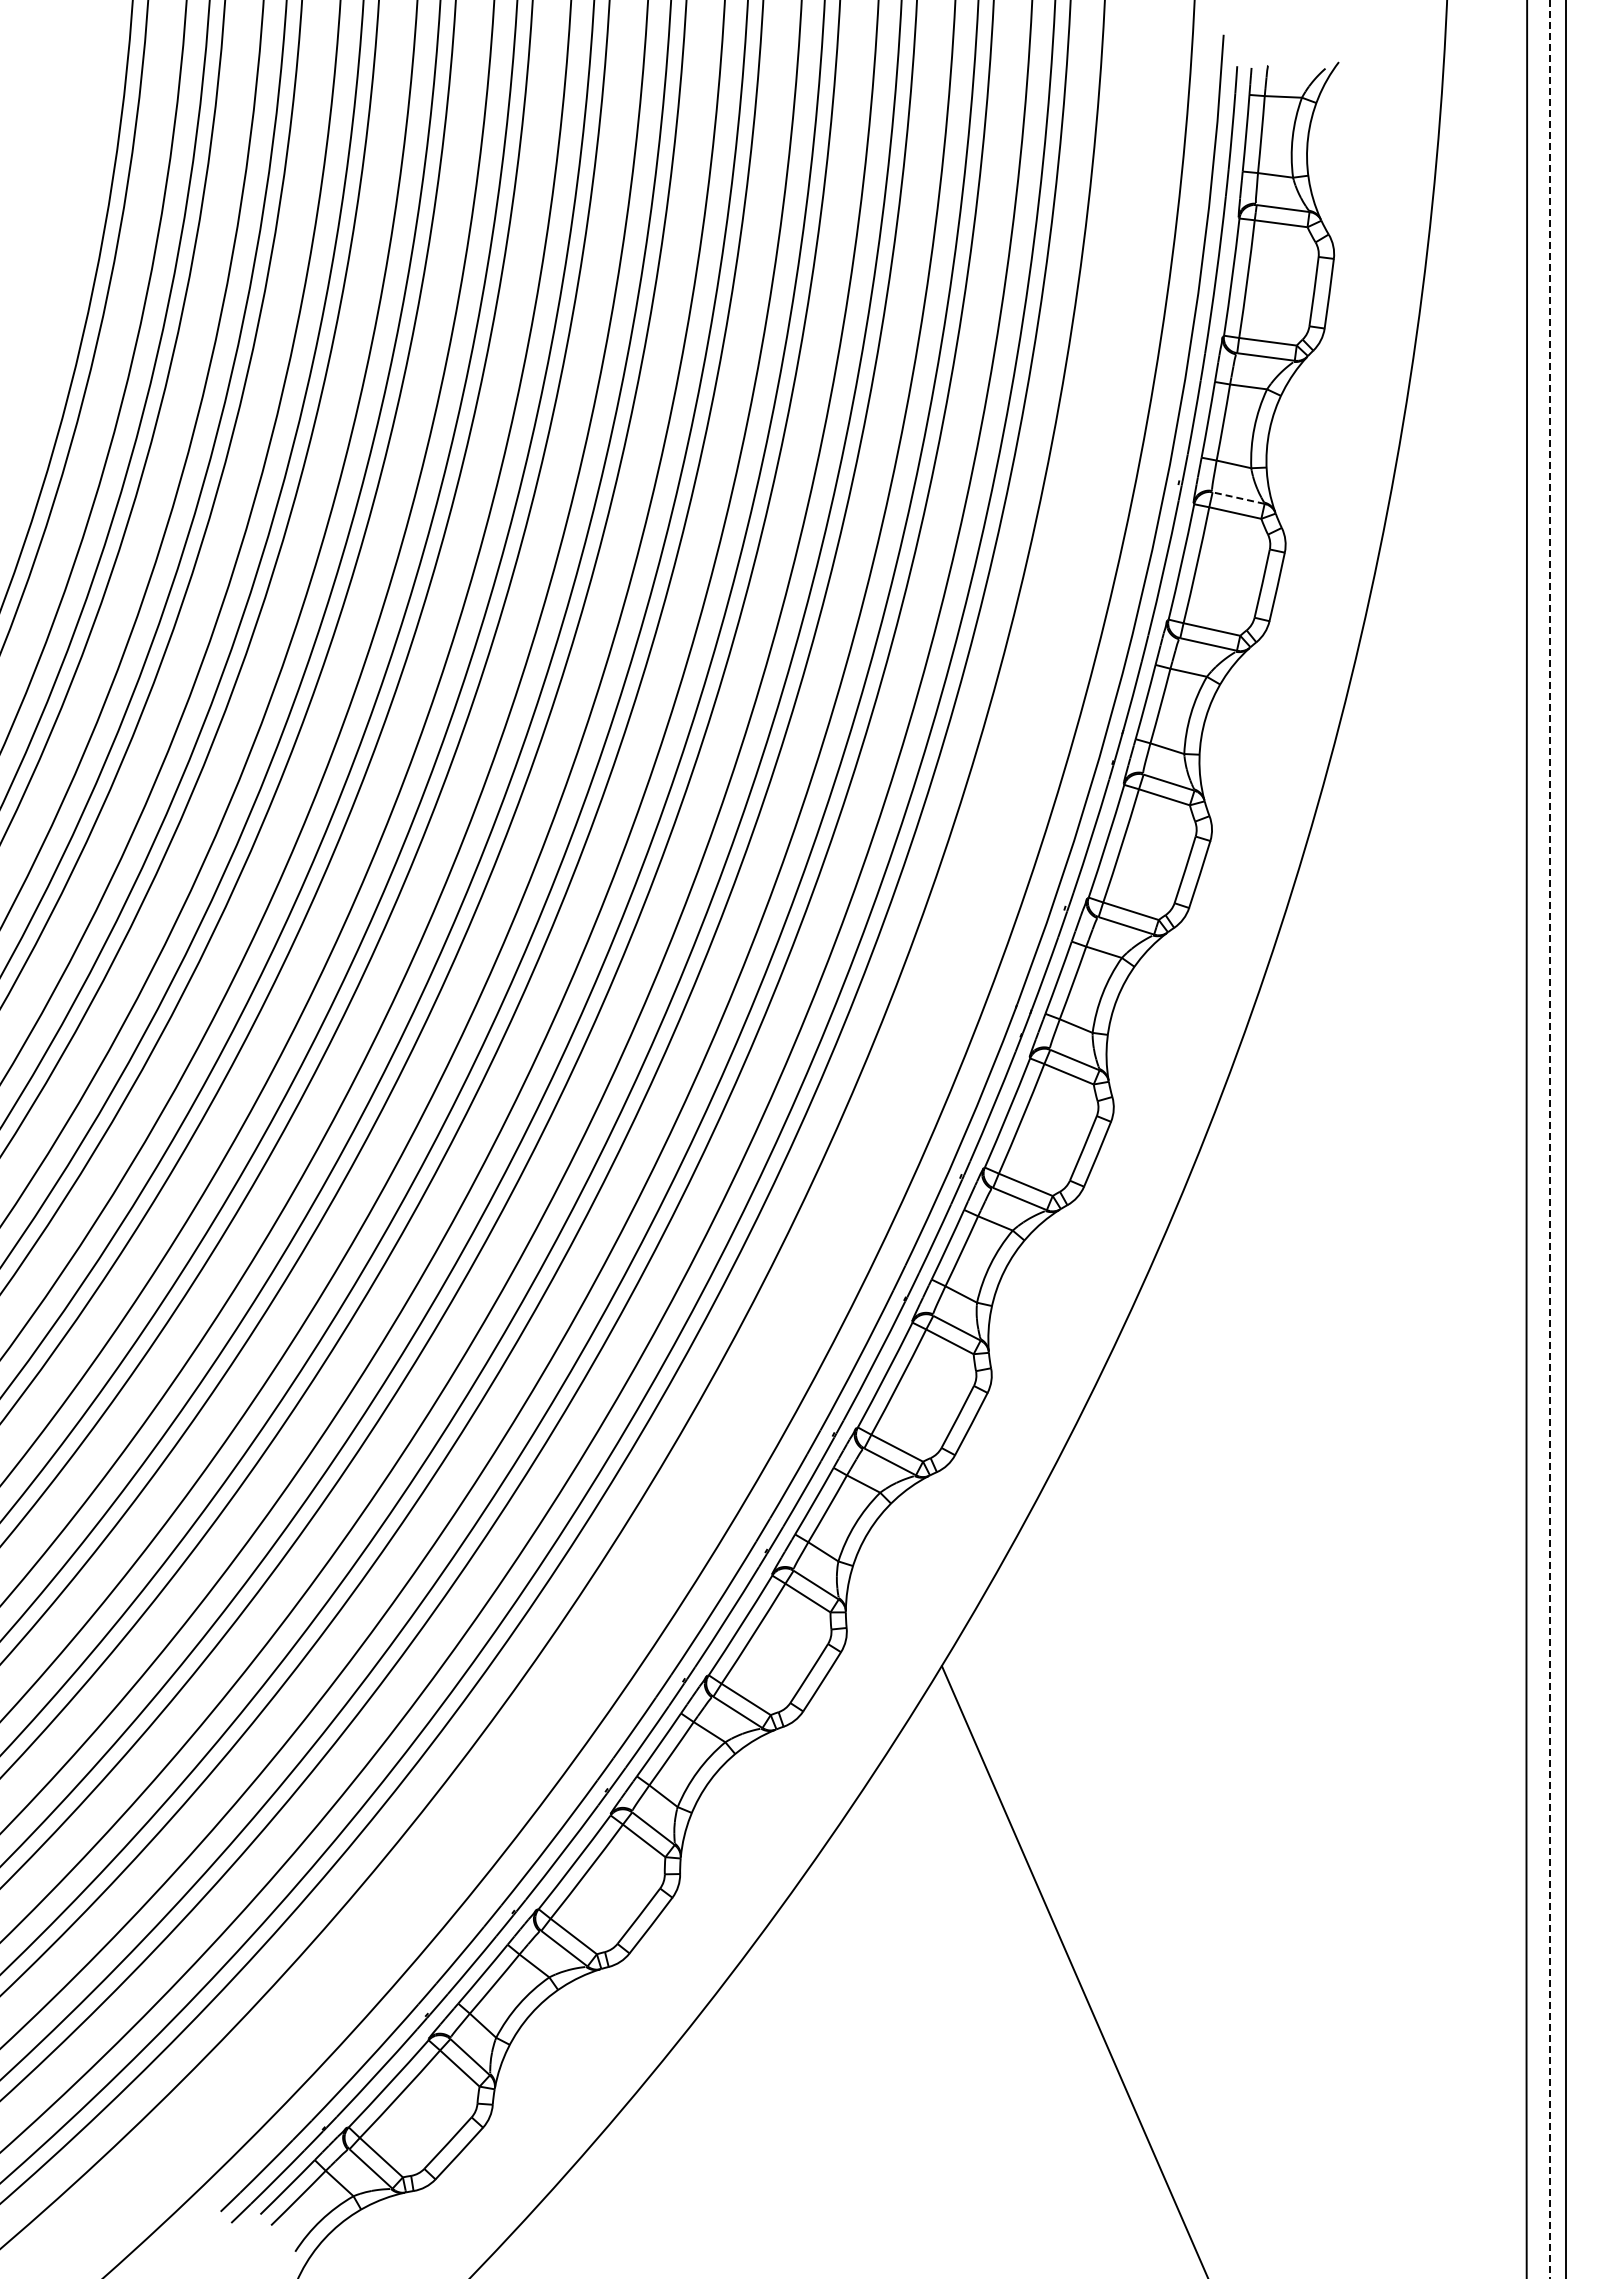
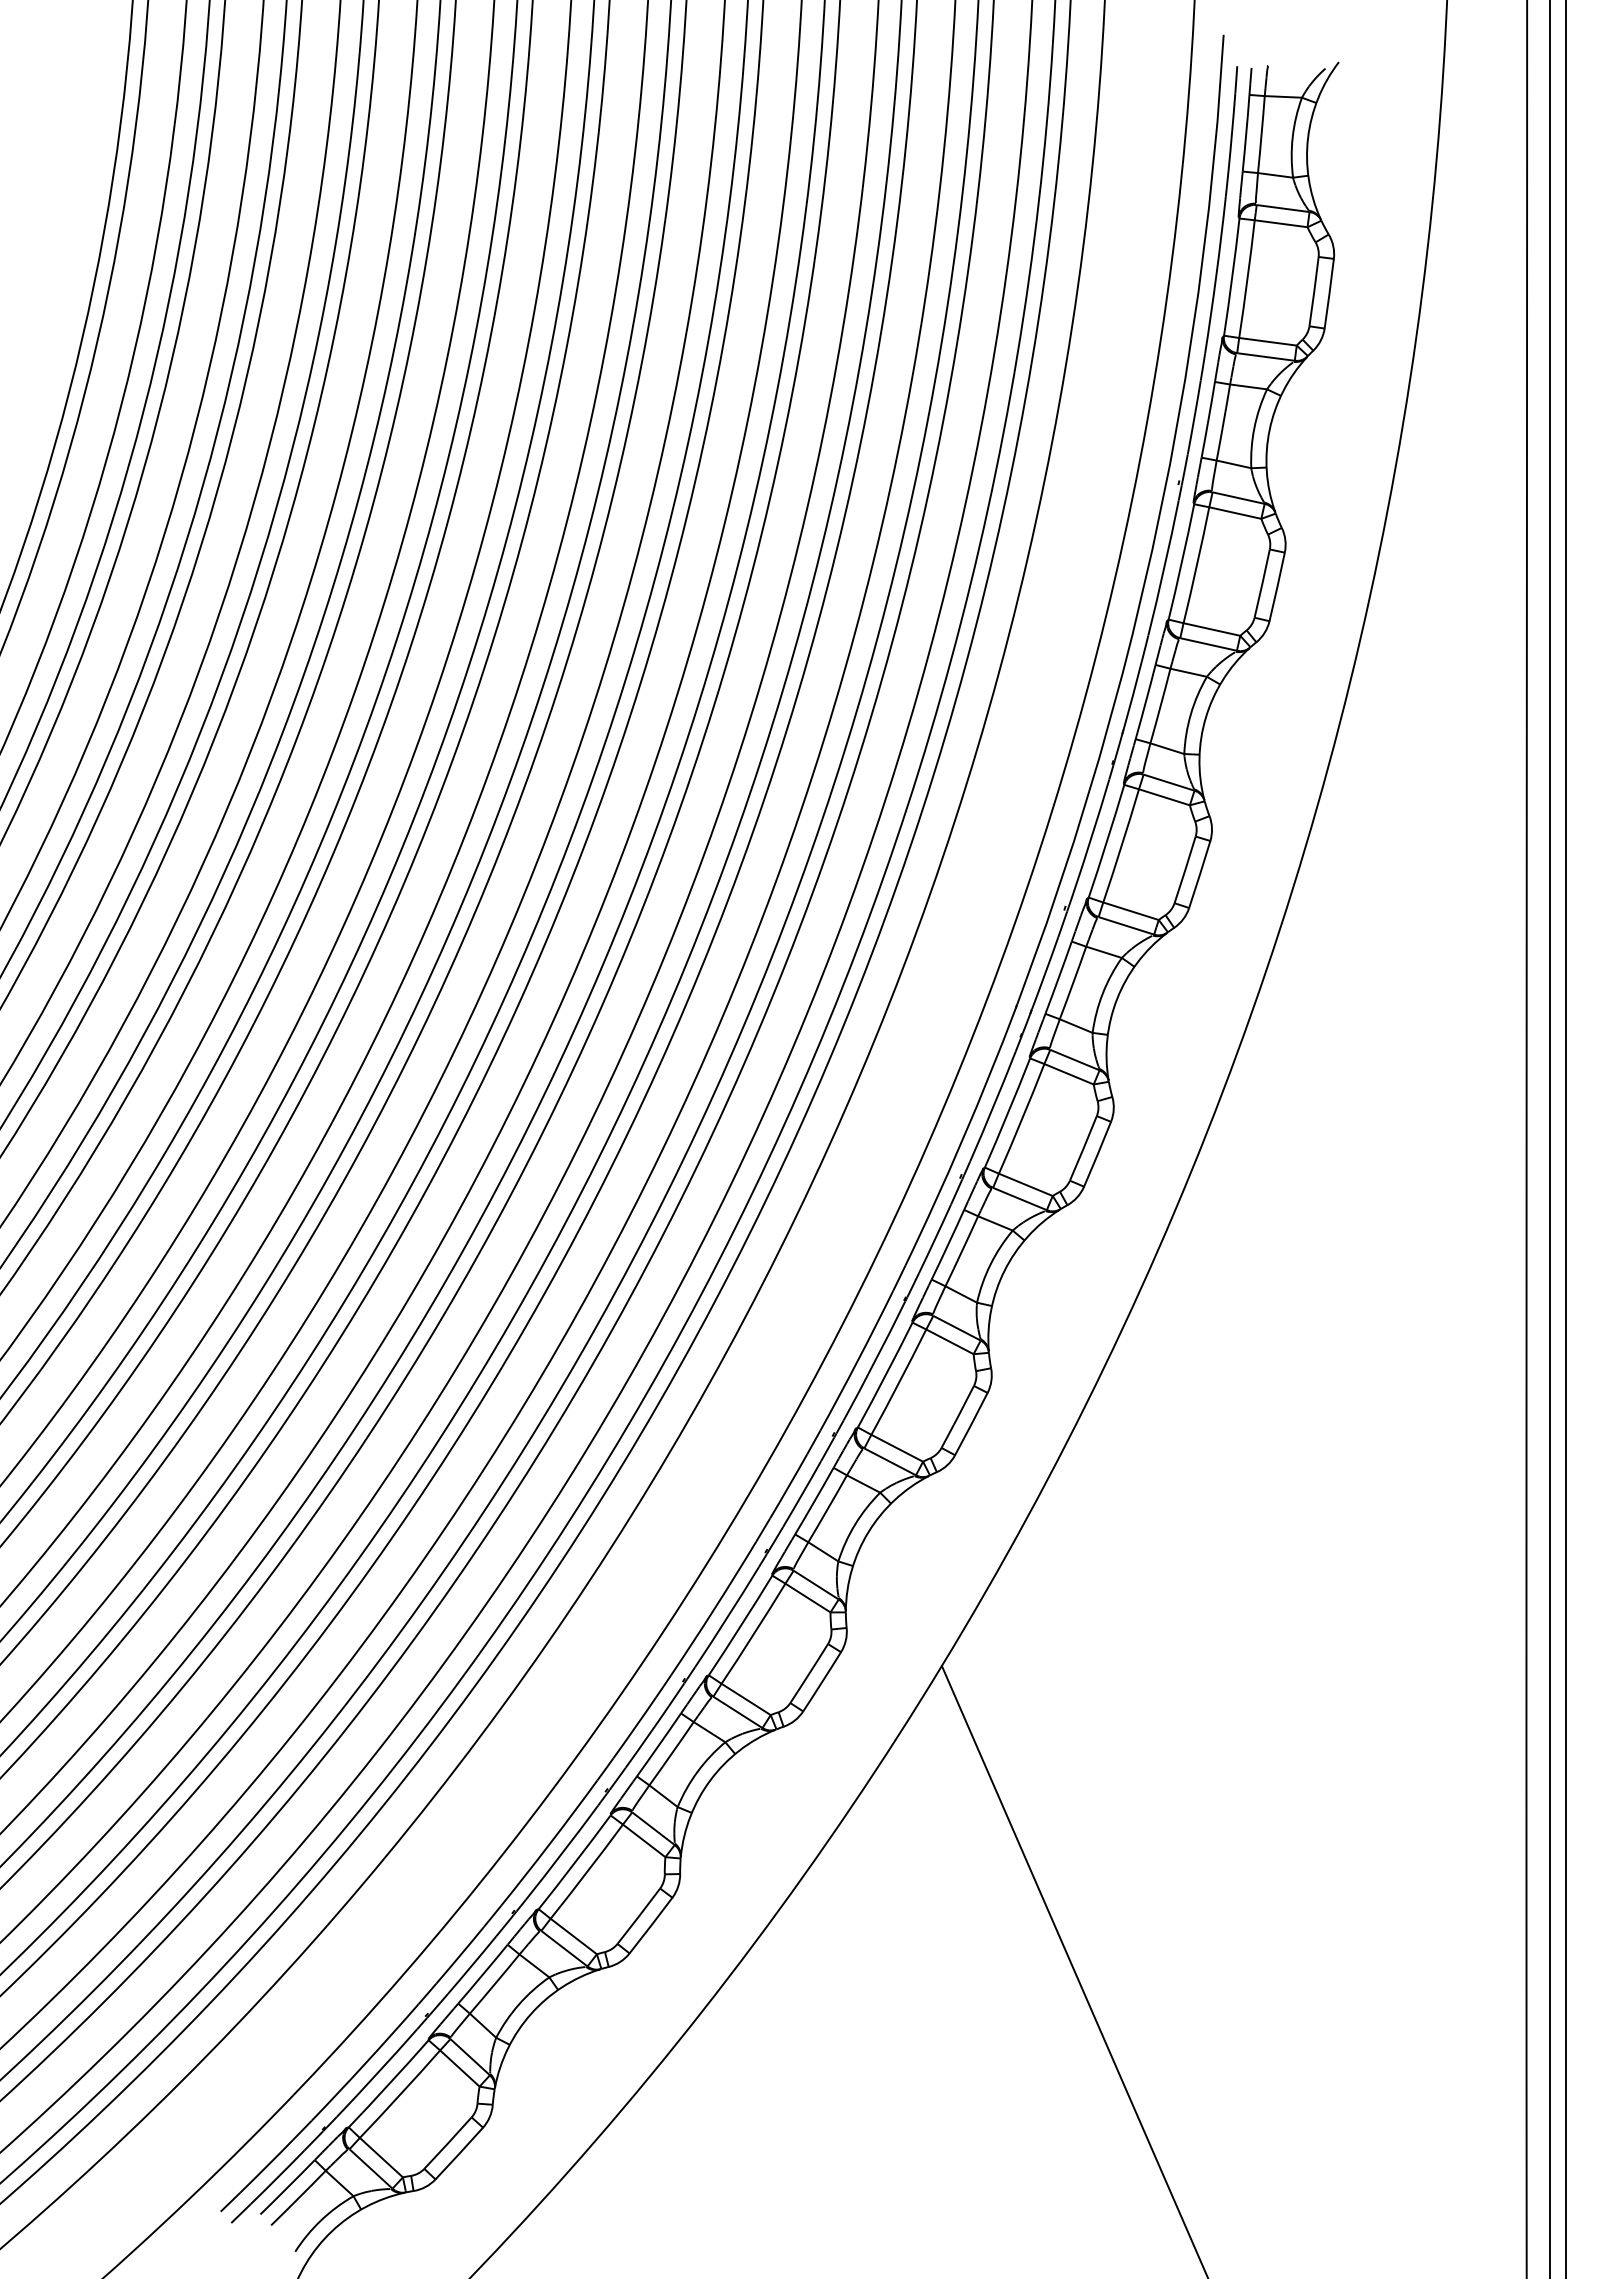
line: dashed -> solid (1238, 498)
line: dashed -> solid (1550, 1138)
